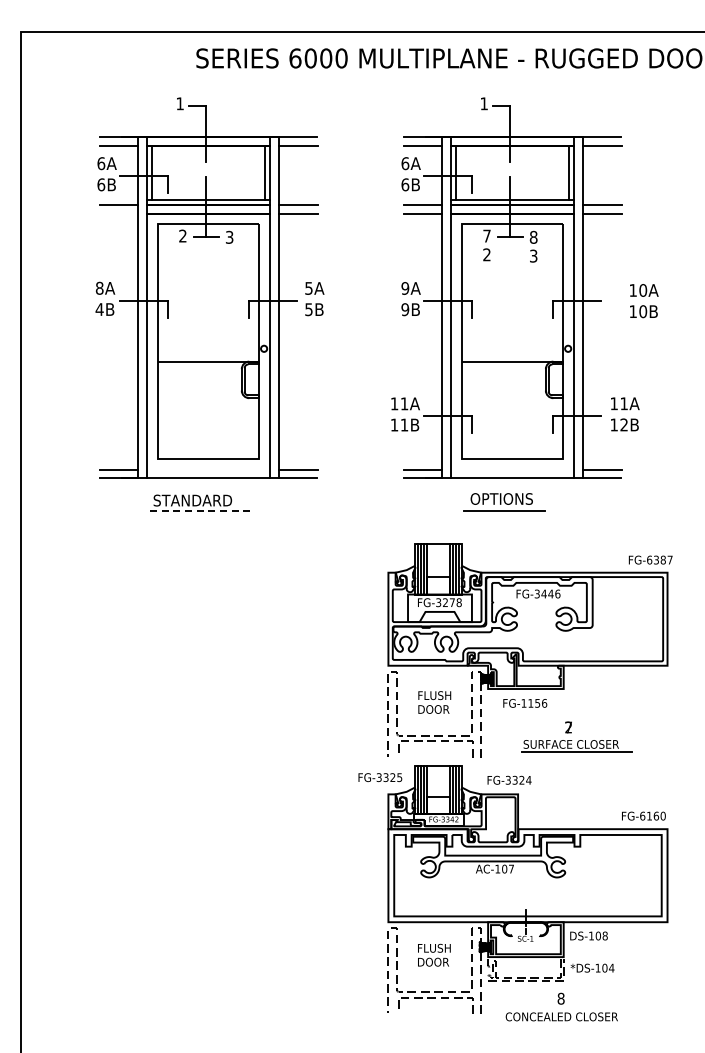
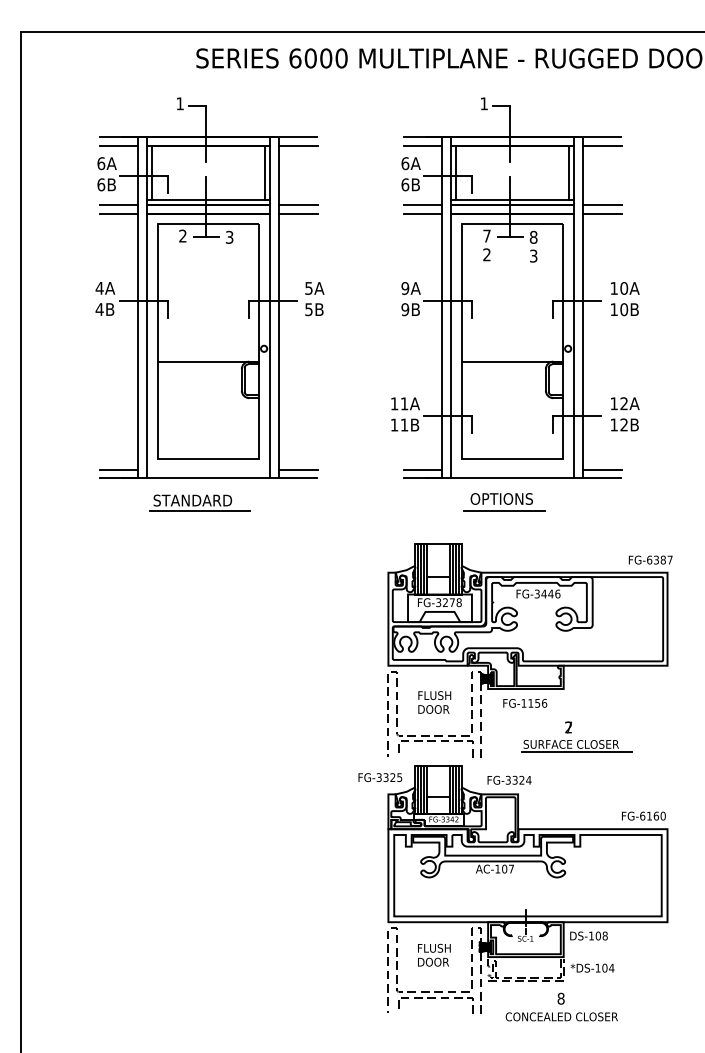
line: none -> present (118, 213)
text: 8A -> 4A (99, 287)
text position: (644, 301) -> (625, 299) (625, 299)
text: 11A -> 12A (623, 403)
line: dashed -> solid (200, 510)
